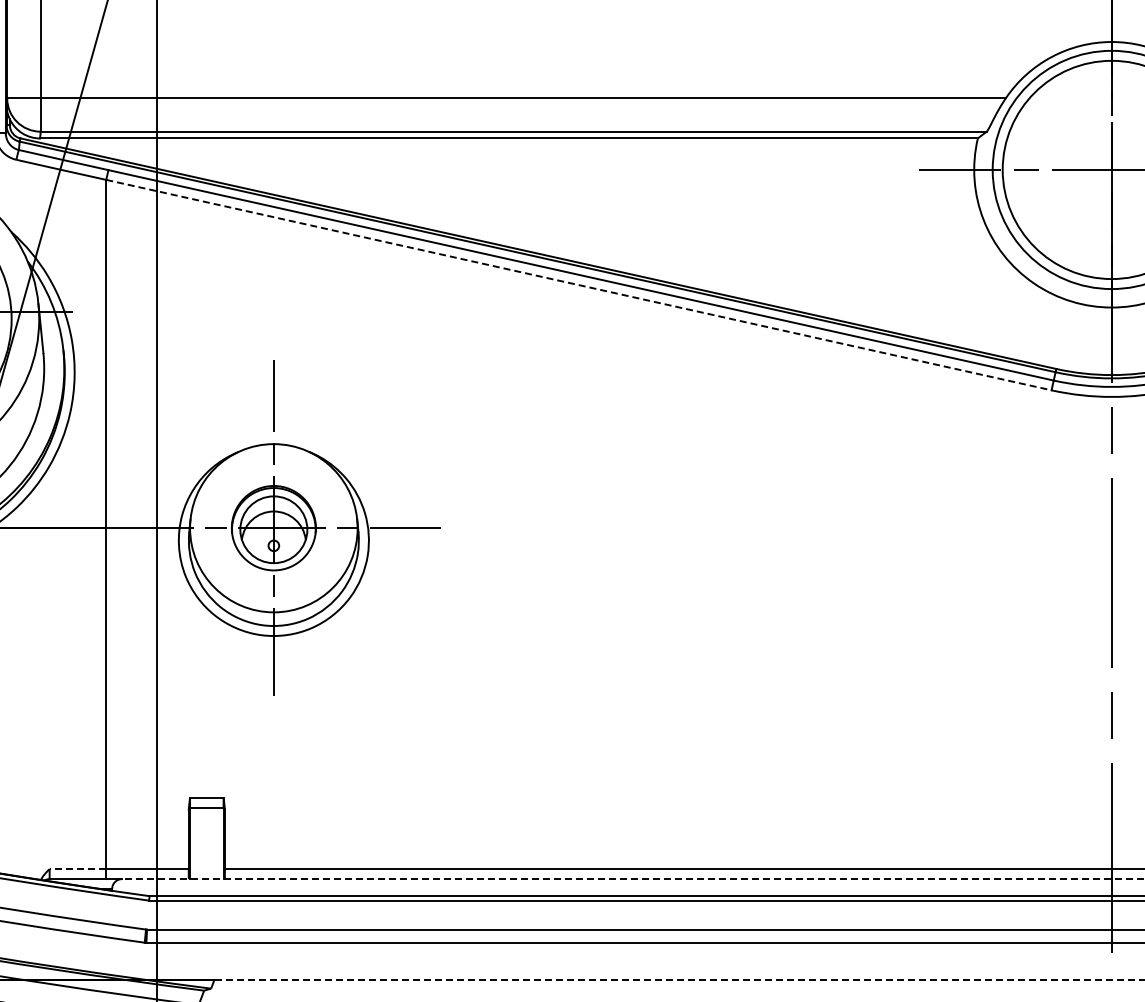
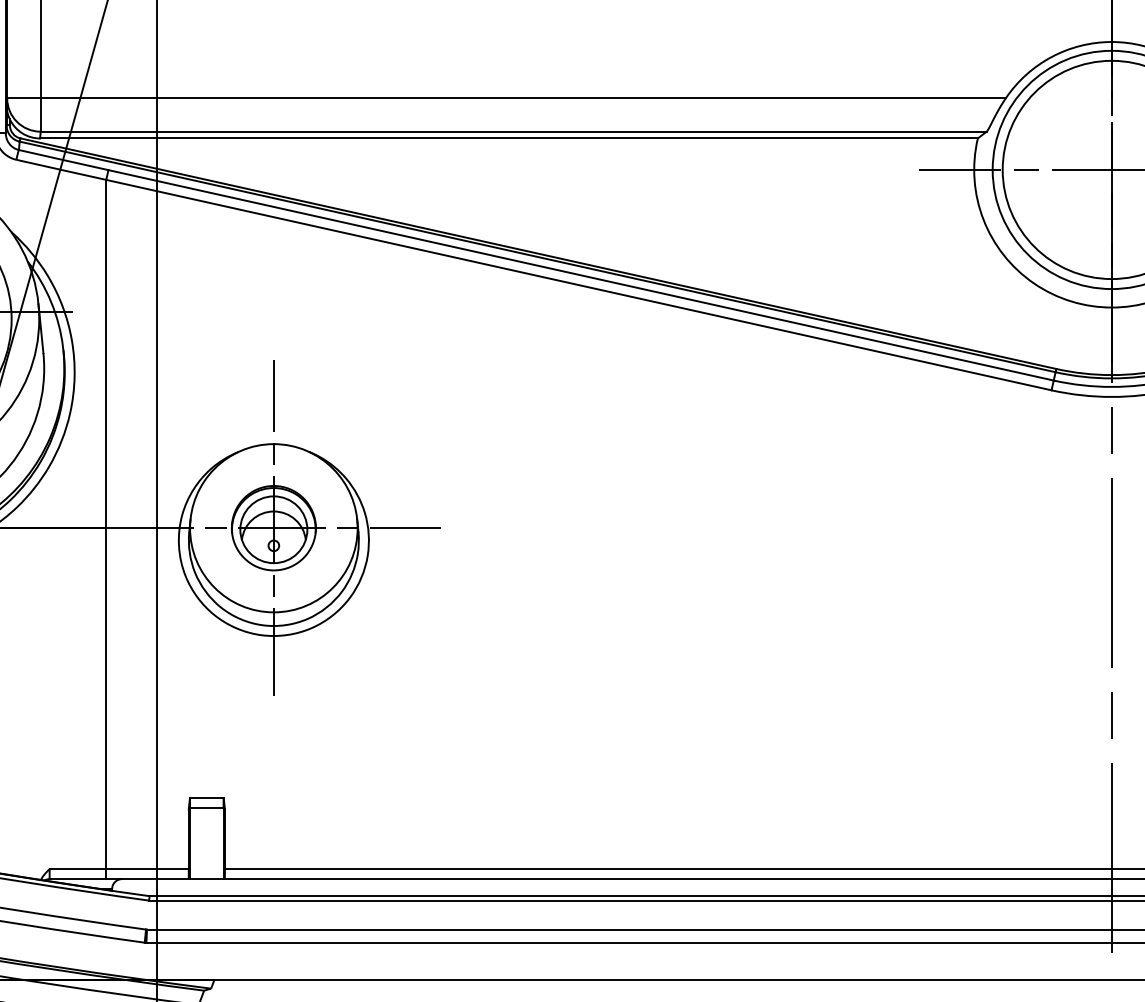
line: dashed -> solid (579, 285)
line: dashed -> solid (77, 869)
line: dashed -> solid (633, 879)
line: dashed -> solid (679, 979)
